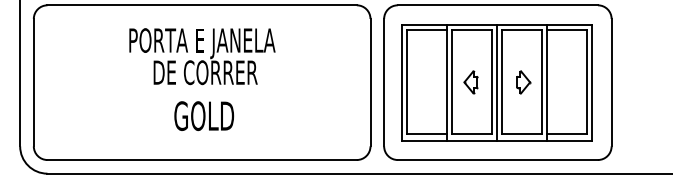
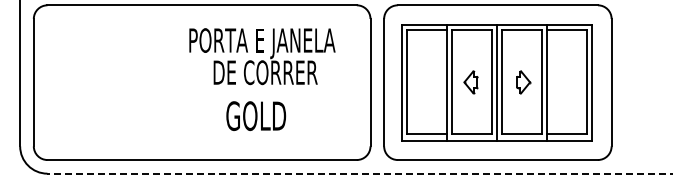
text position: (202, 56) -> (262, 56) (262, 56)
text position: (204, 115) -> (256, 115) (256, 115)
line: solid -> dashed (359, 173)
